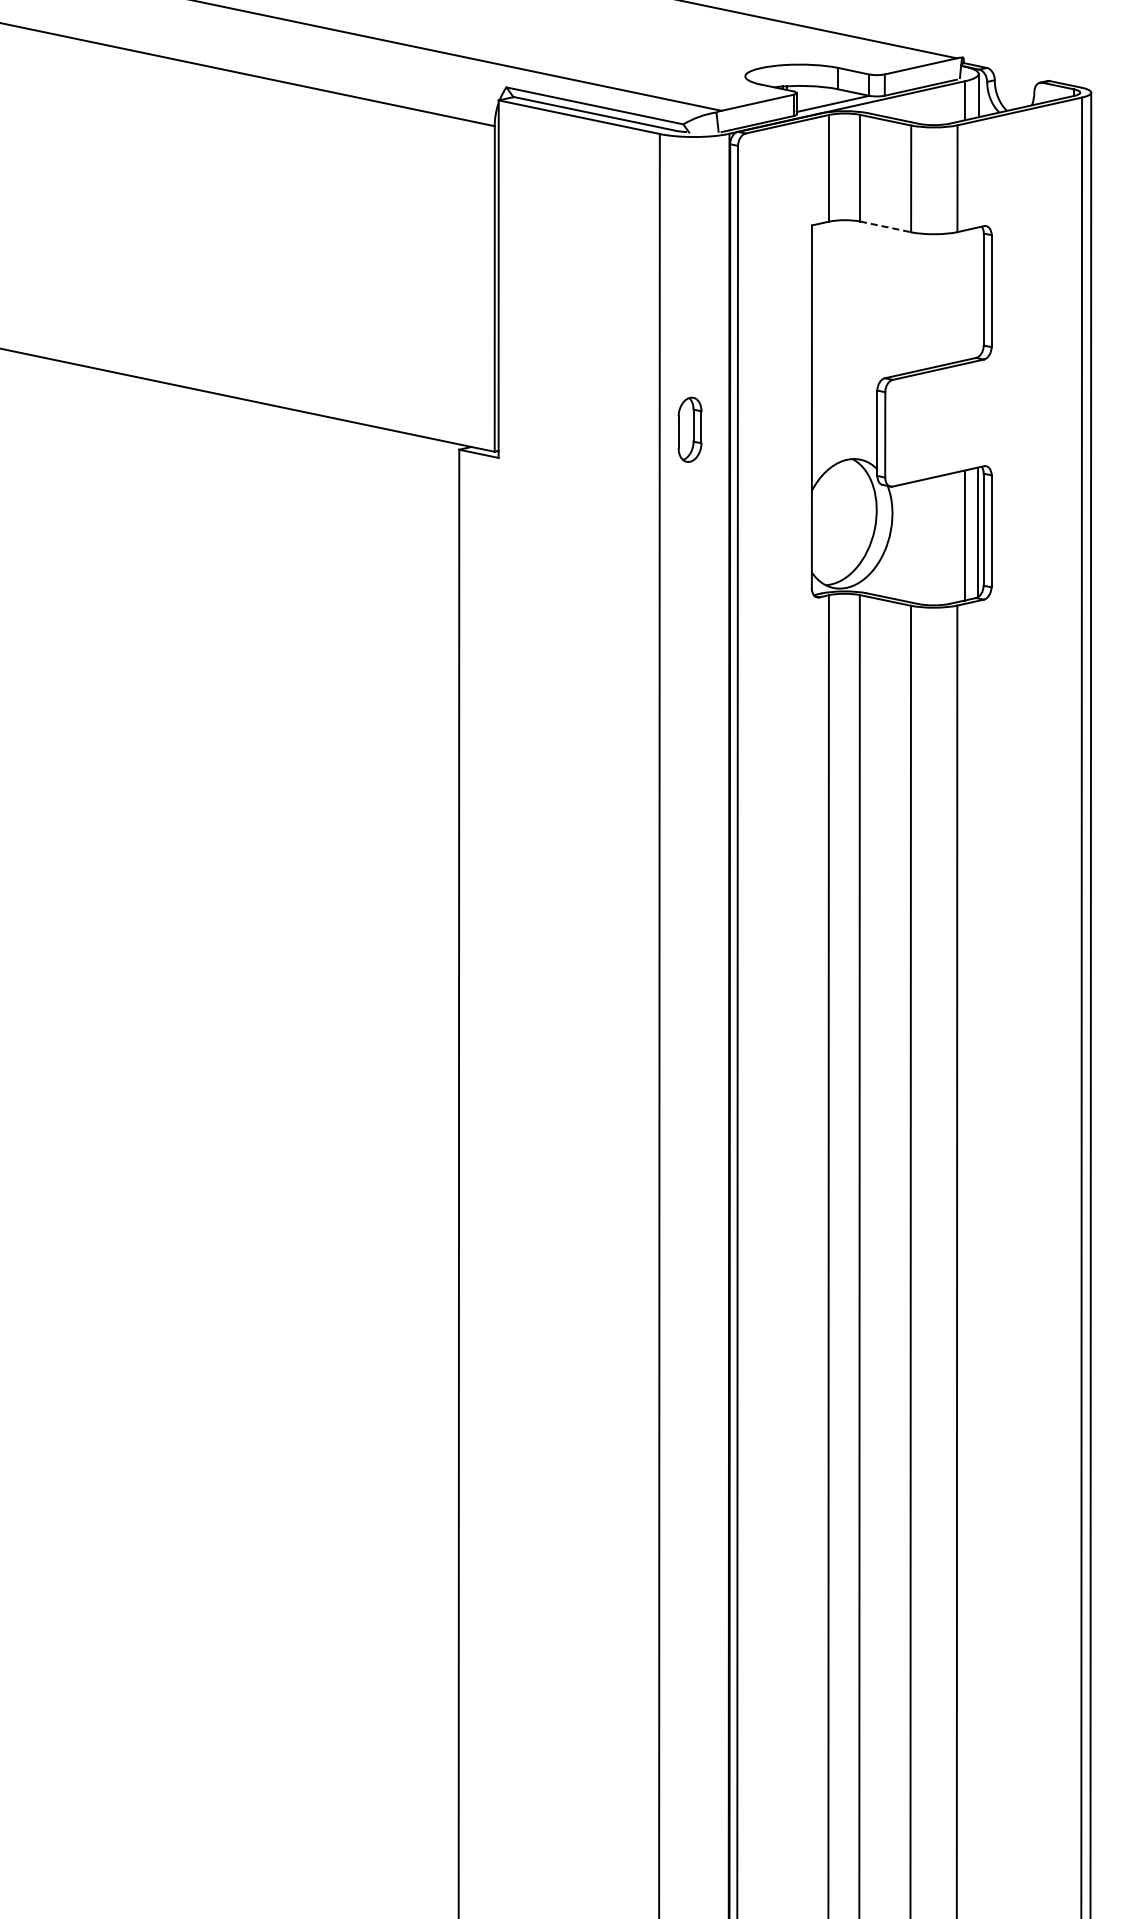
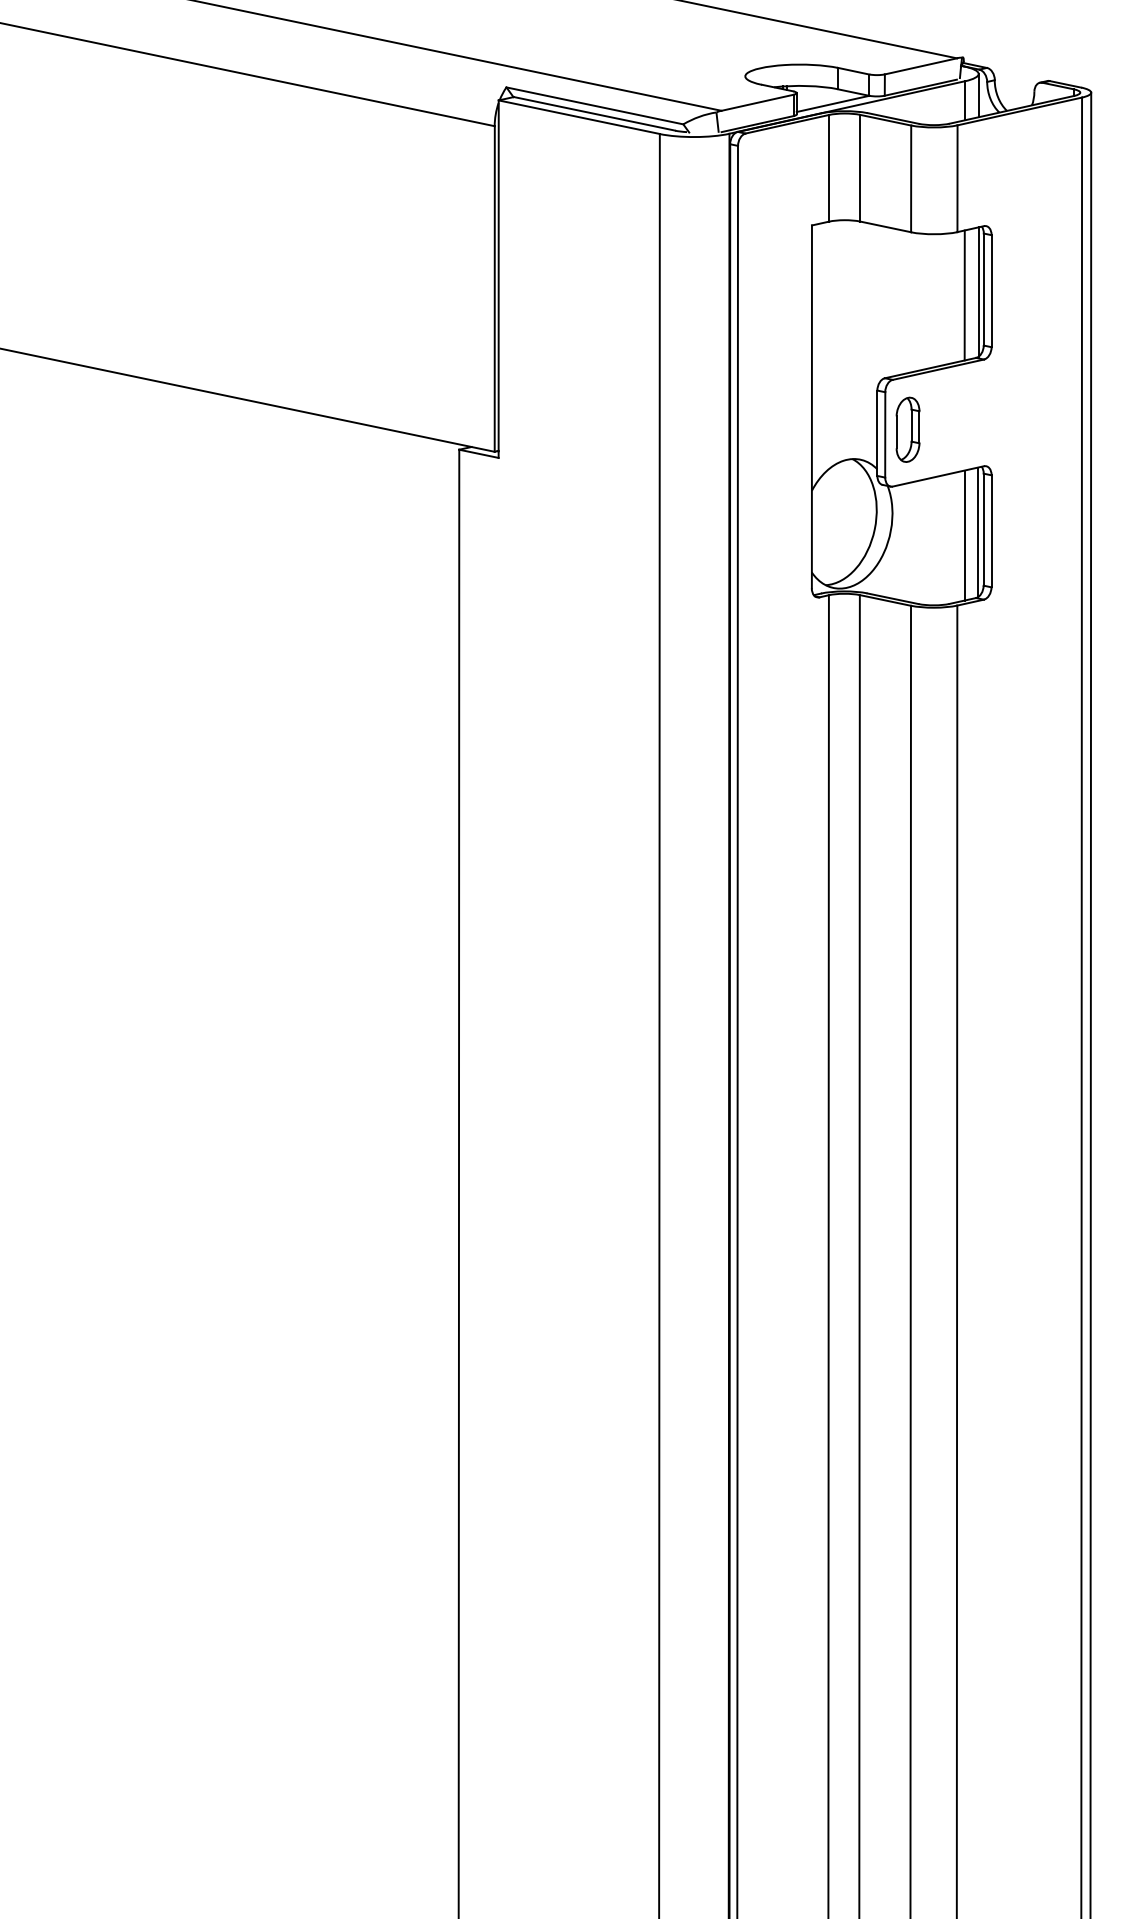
line: dashed -> solid (886, 226)
line: none -> present (978, 291)
line: none -> present (964, 295)
part position: (689, 429) -> (907, 429) (907, 429)
